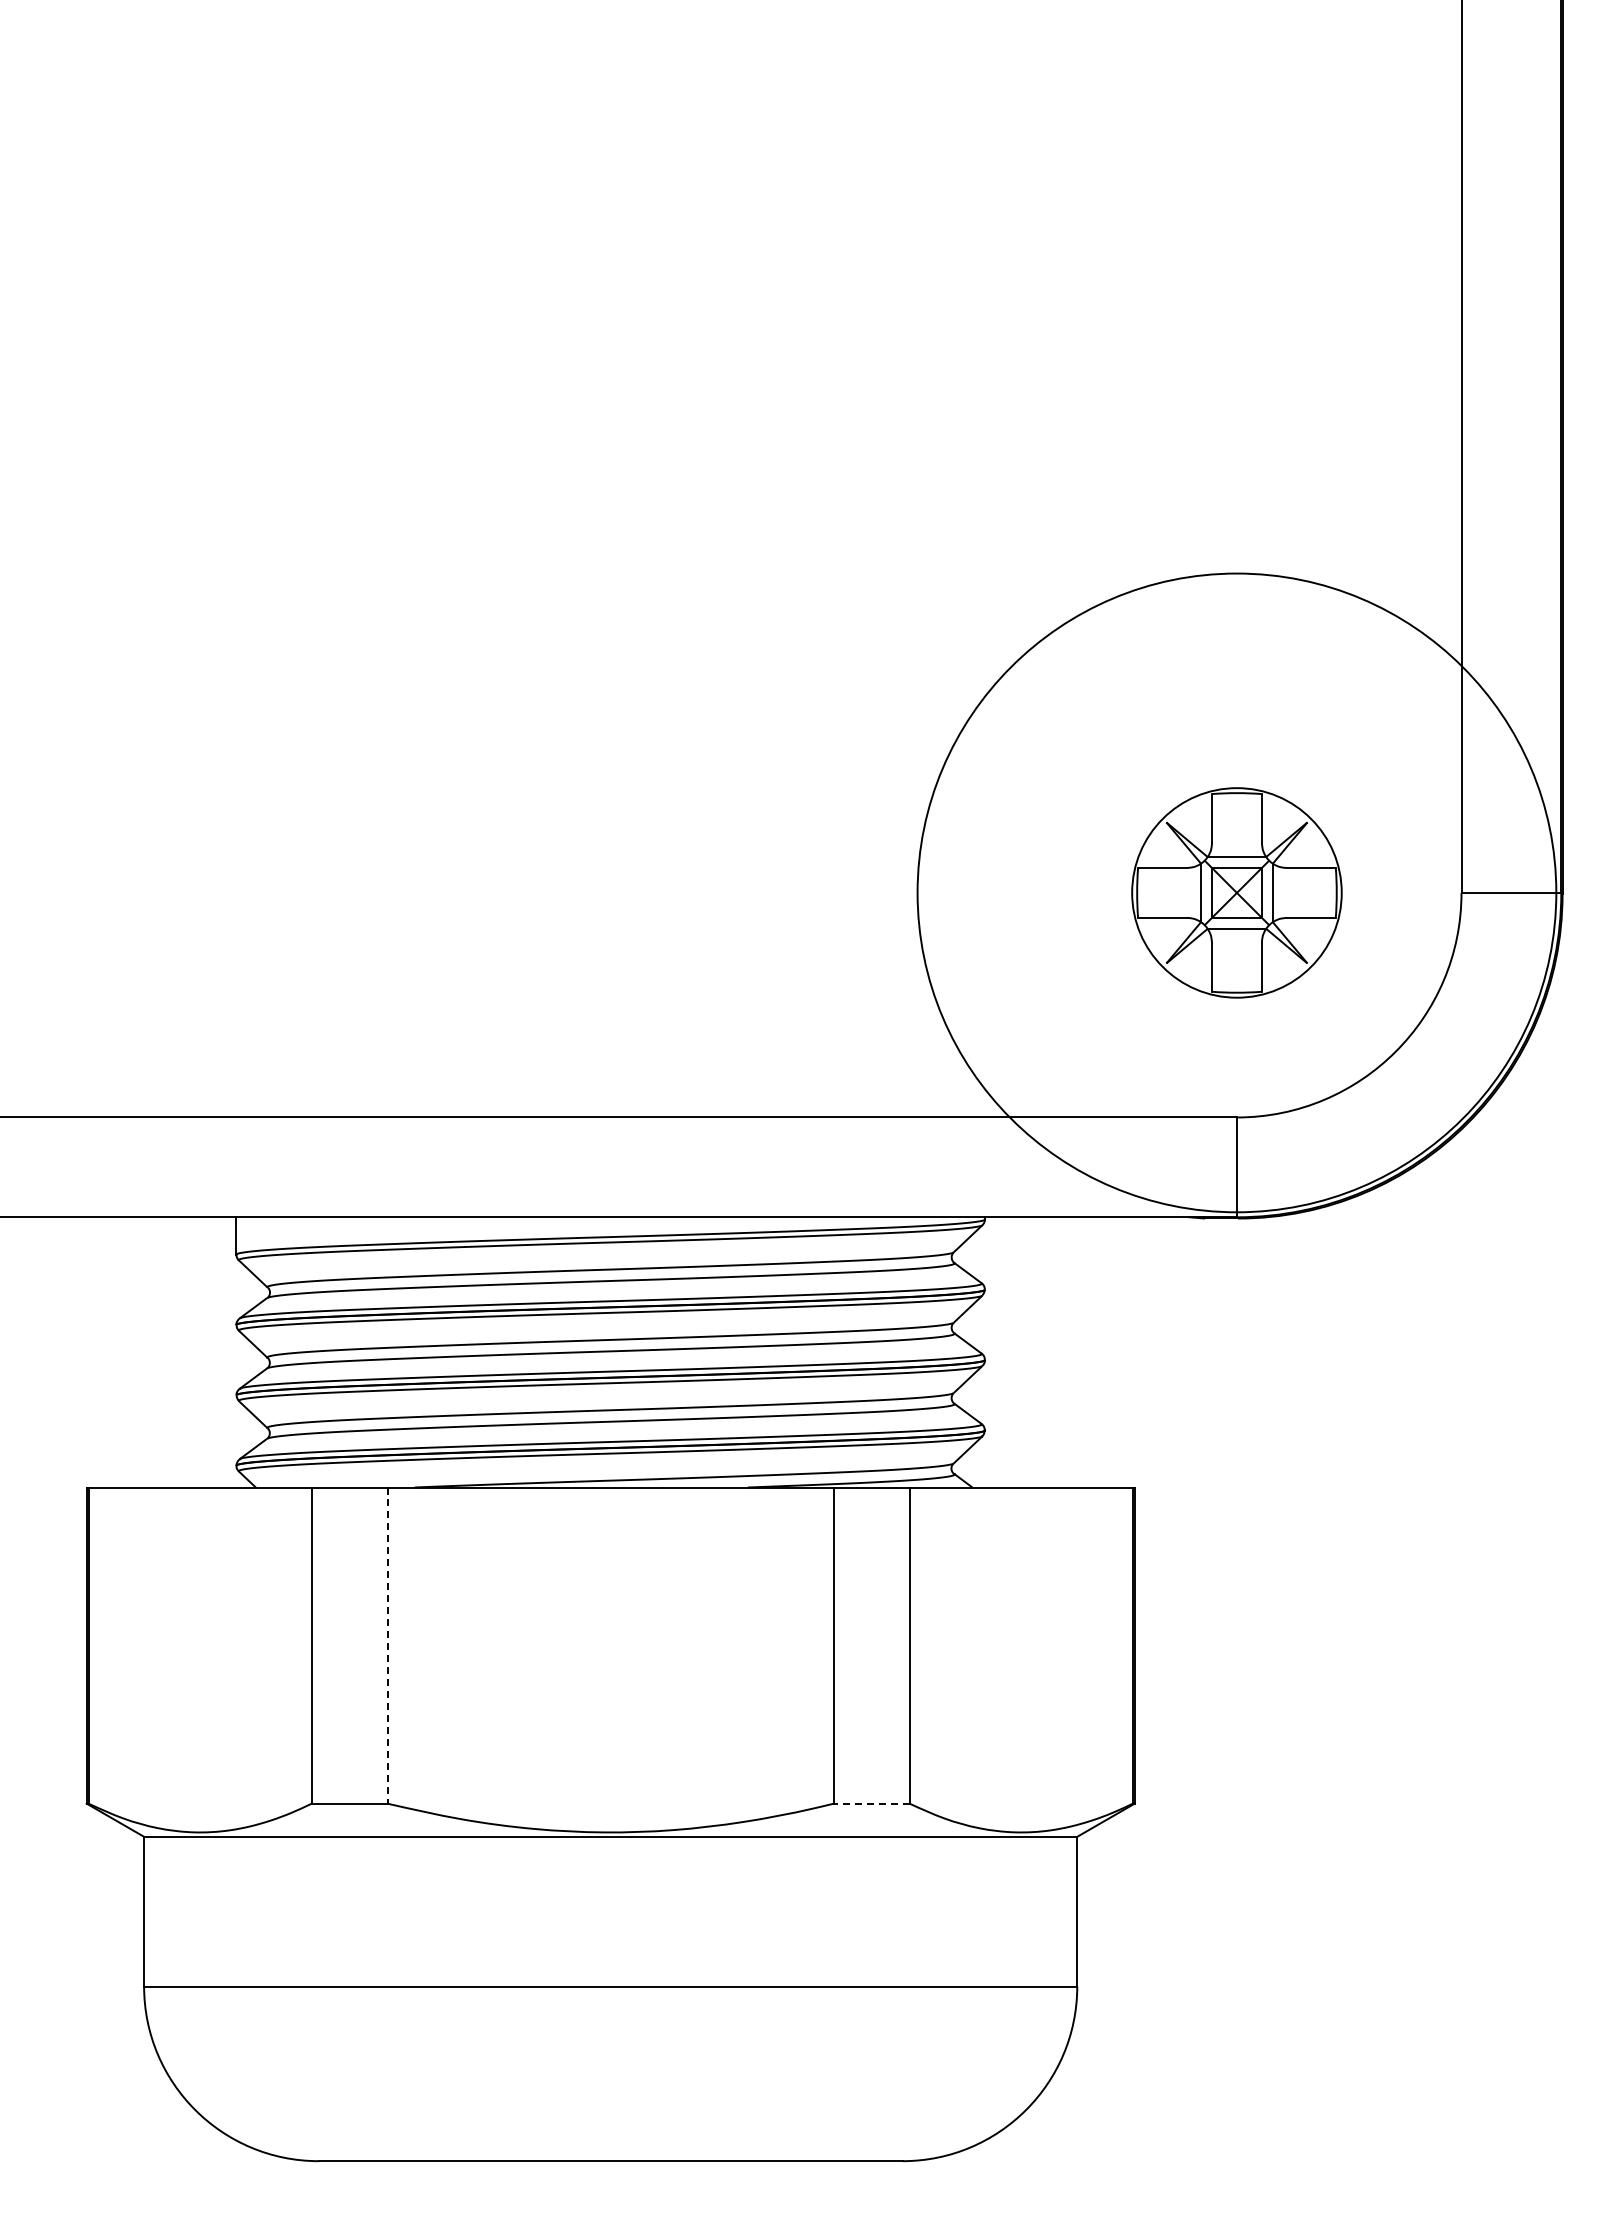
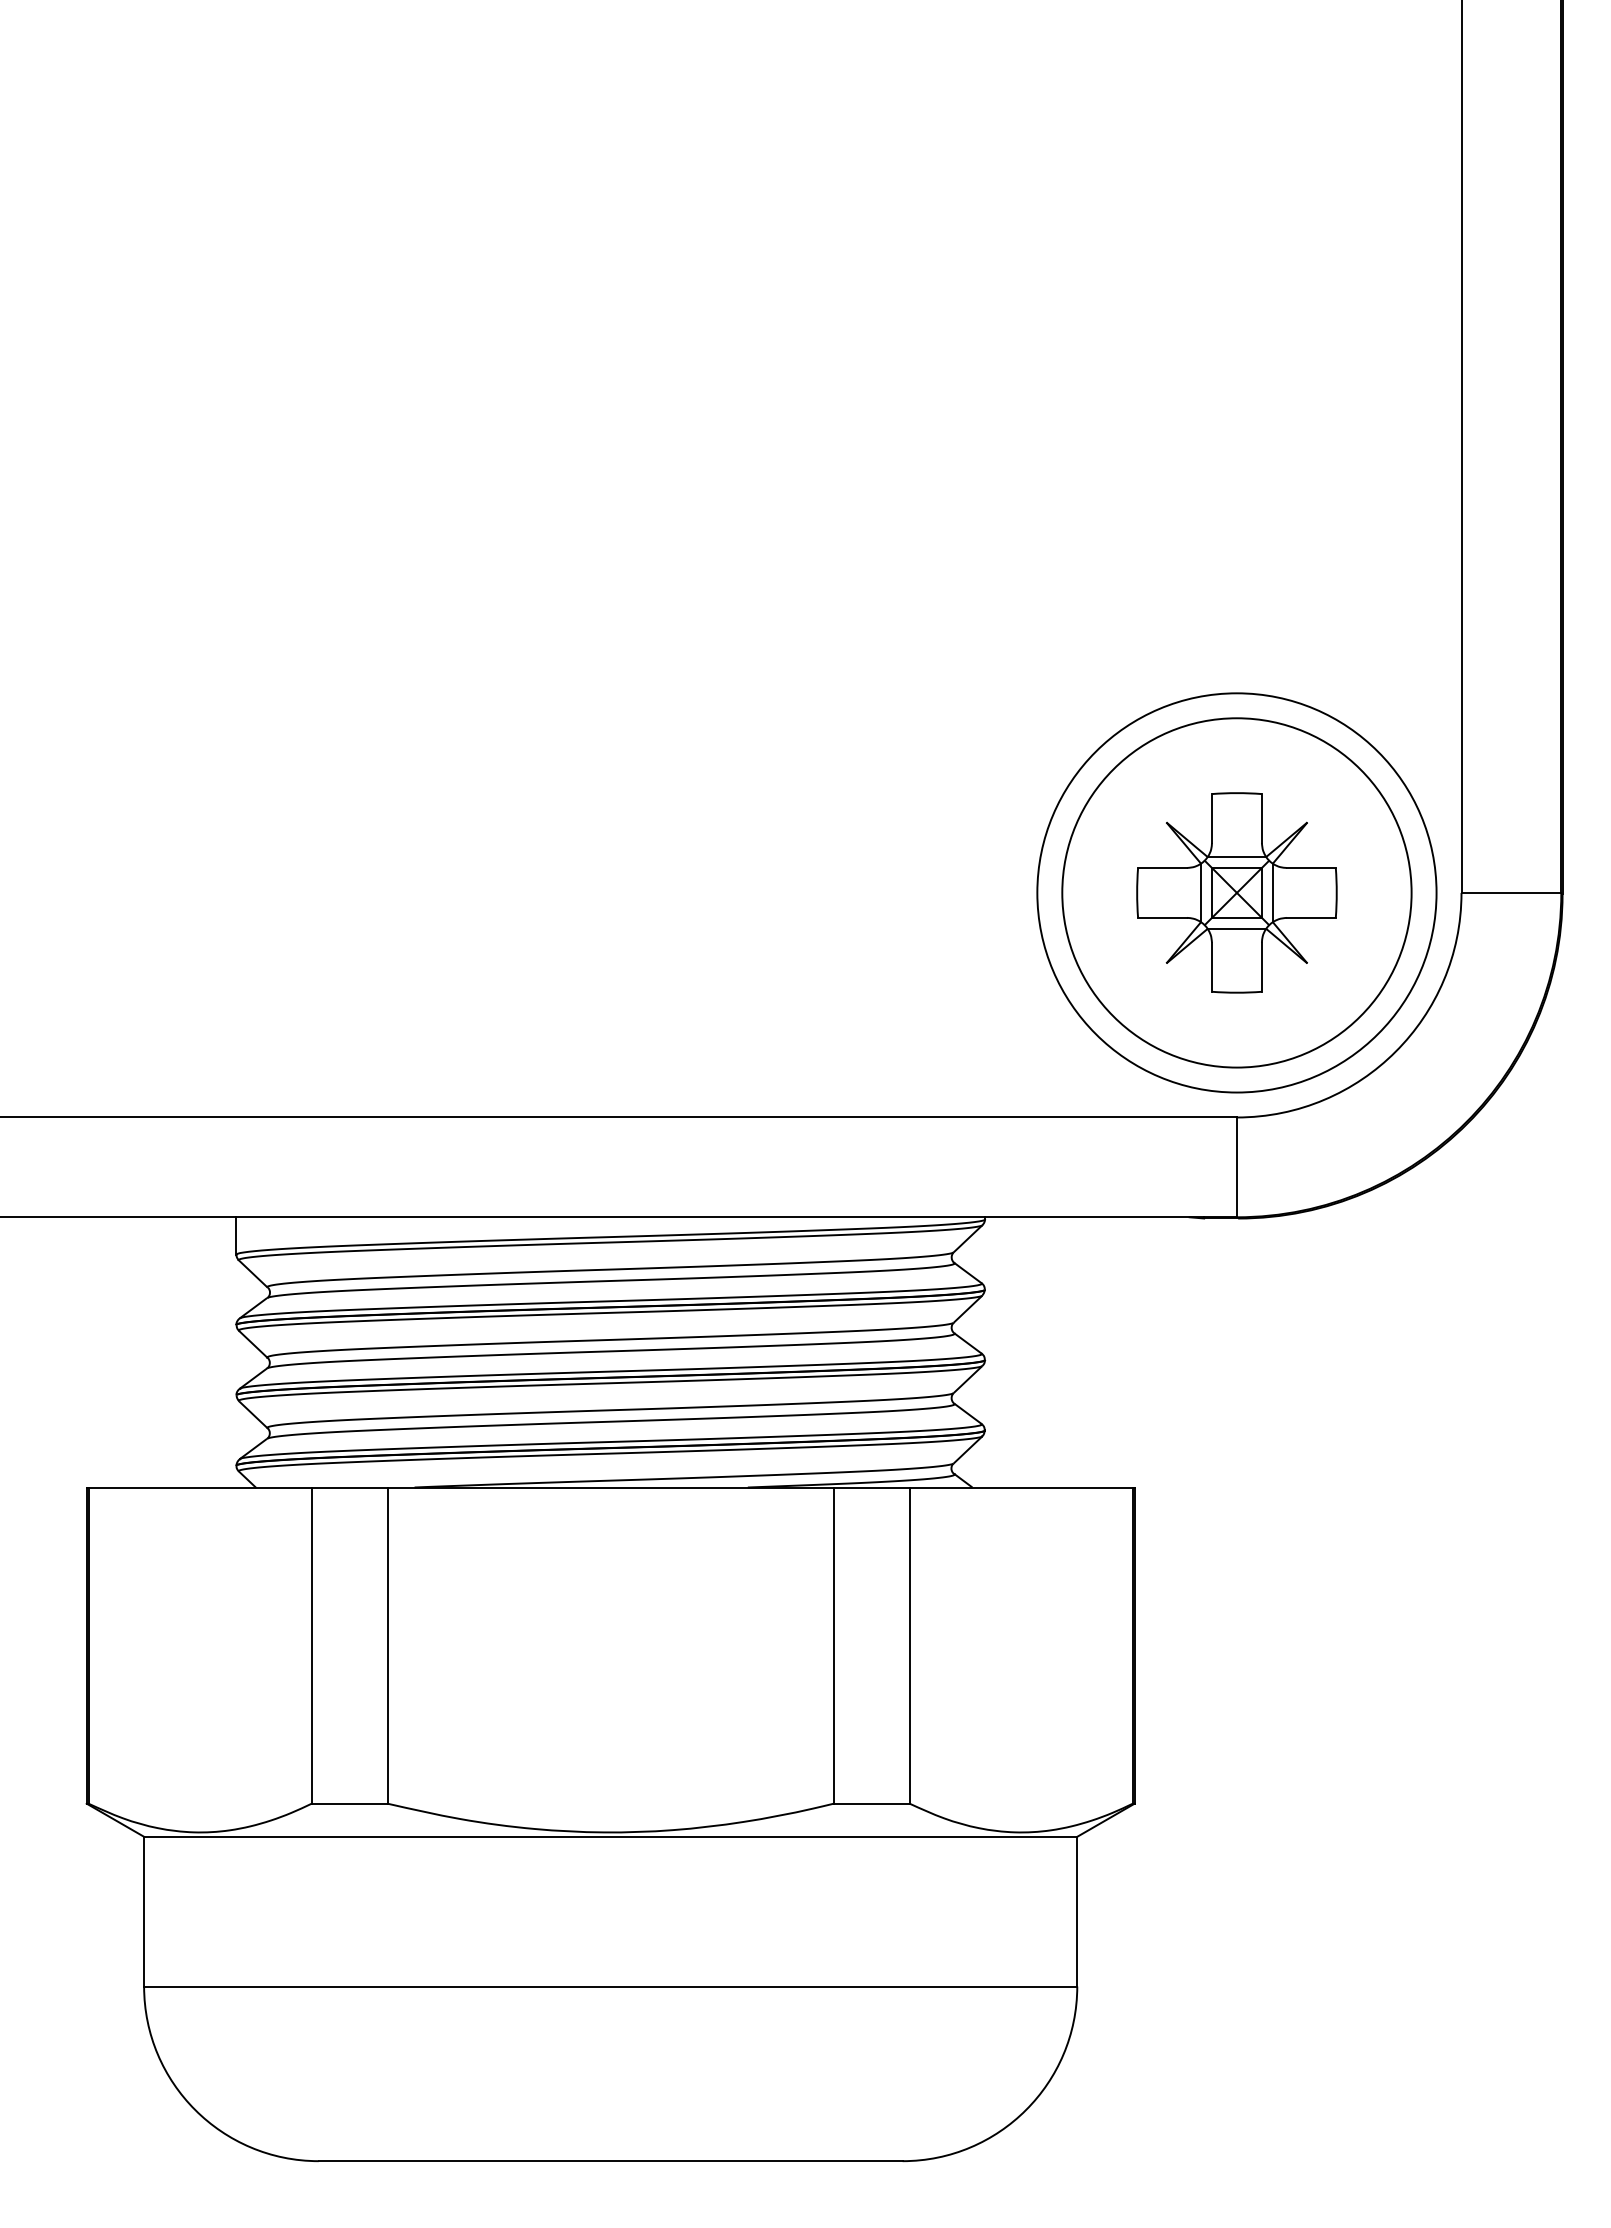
circle diameter: 210 px -> 349 px (1236, 892)
circle diameter: 639 px -> 399 px (1236, 892)
line: dashed -> solid (387, 1646)
line: dashed -> solid (871, 1803)
